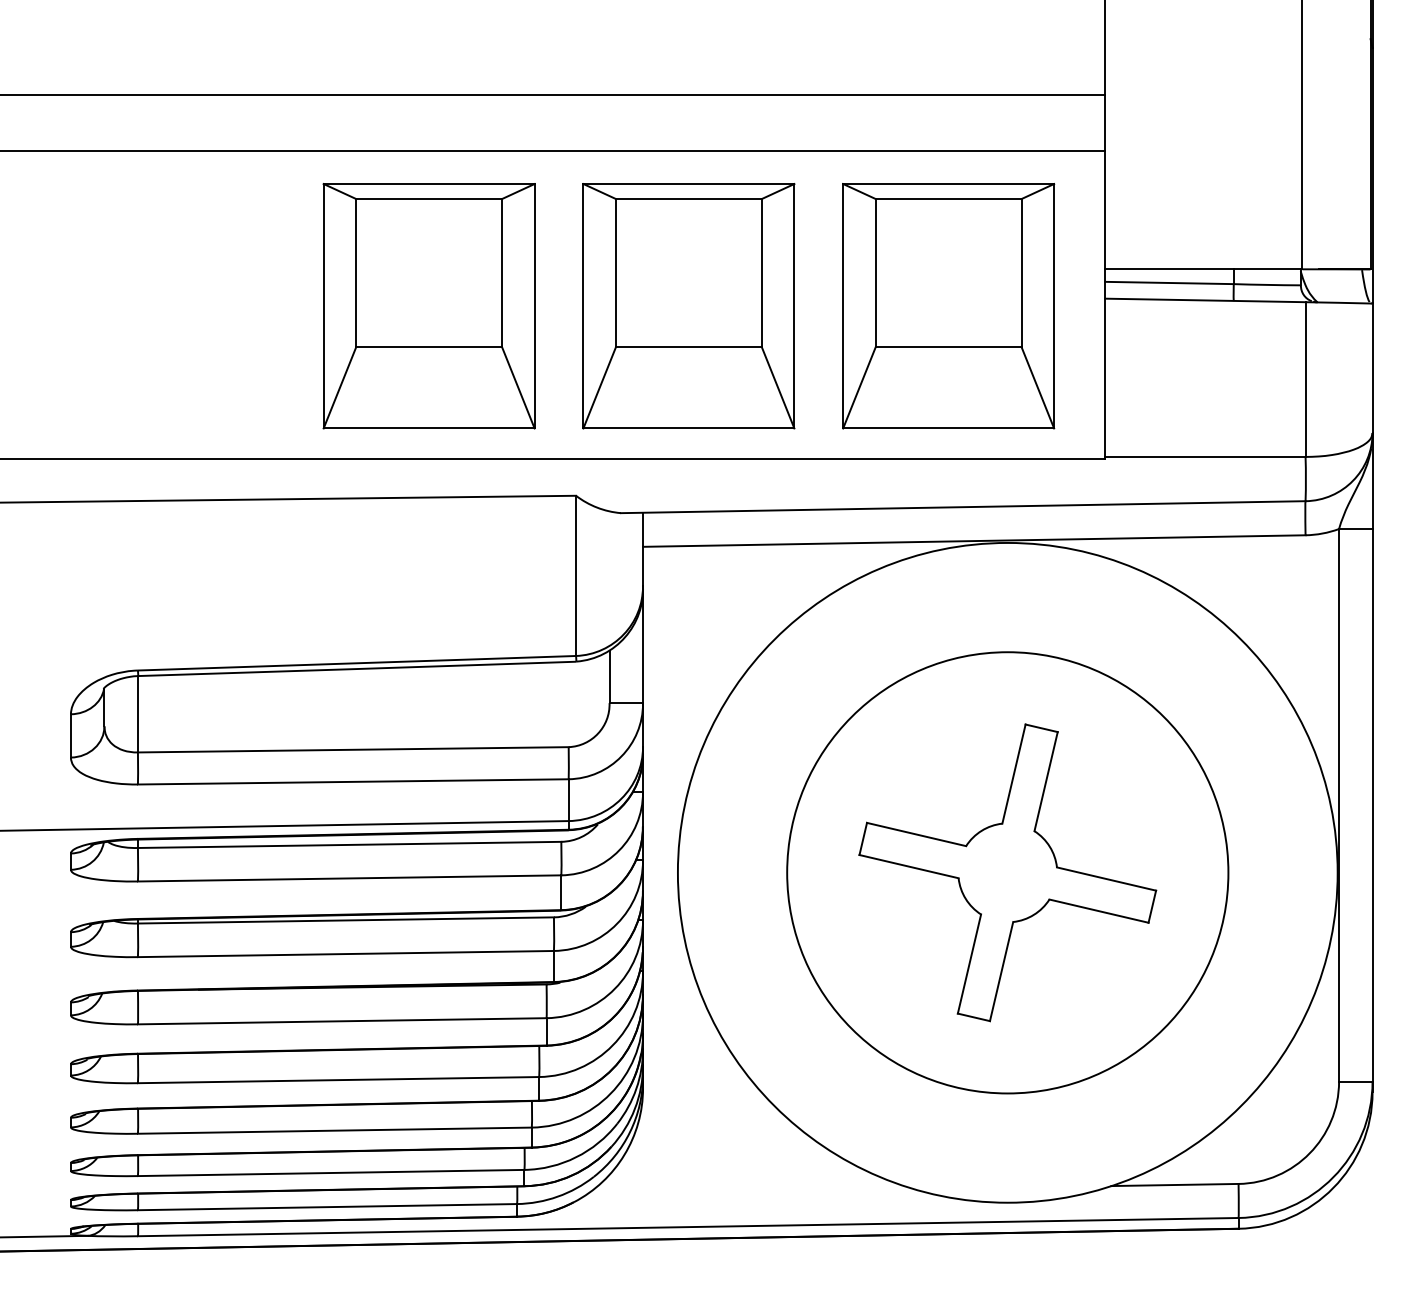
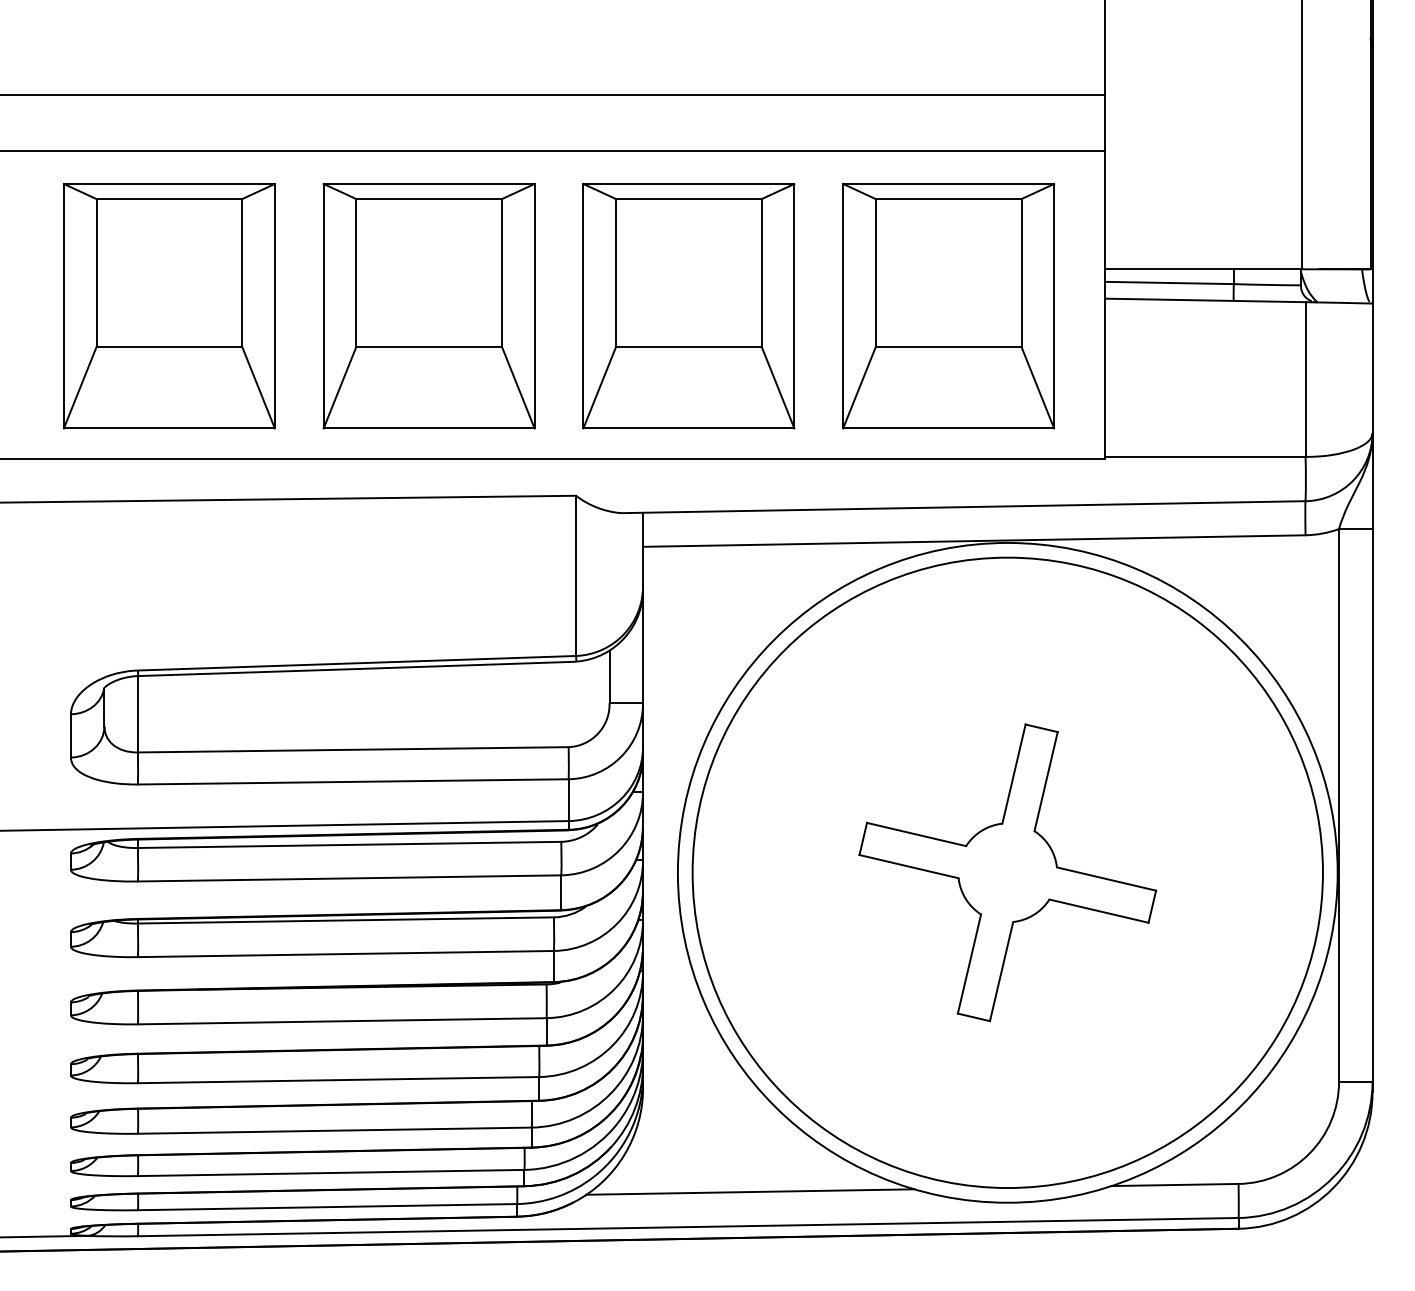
part: none -> present (168, 306)
circle diameter: 441 px -> 630 px (1007, 872)
line: none -> present (750, 1191)
